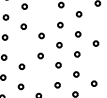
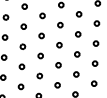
circle: none -> present (42, 15)
circle: none -> present (96, 23)
part: none -> present (22, 46)
circle: none -> present (94, 63)
part: none -> present (39, 75)
